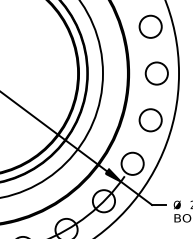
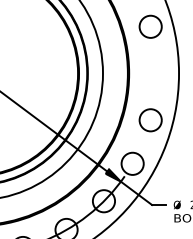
circle: present -> none (156, 73)
